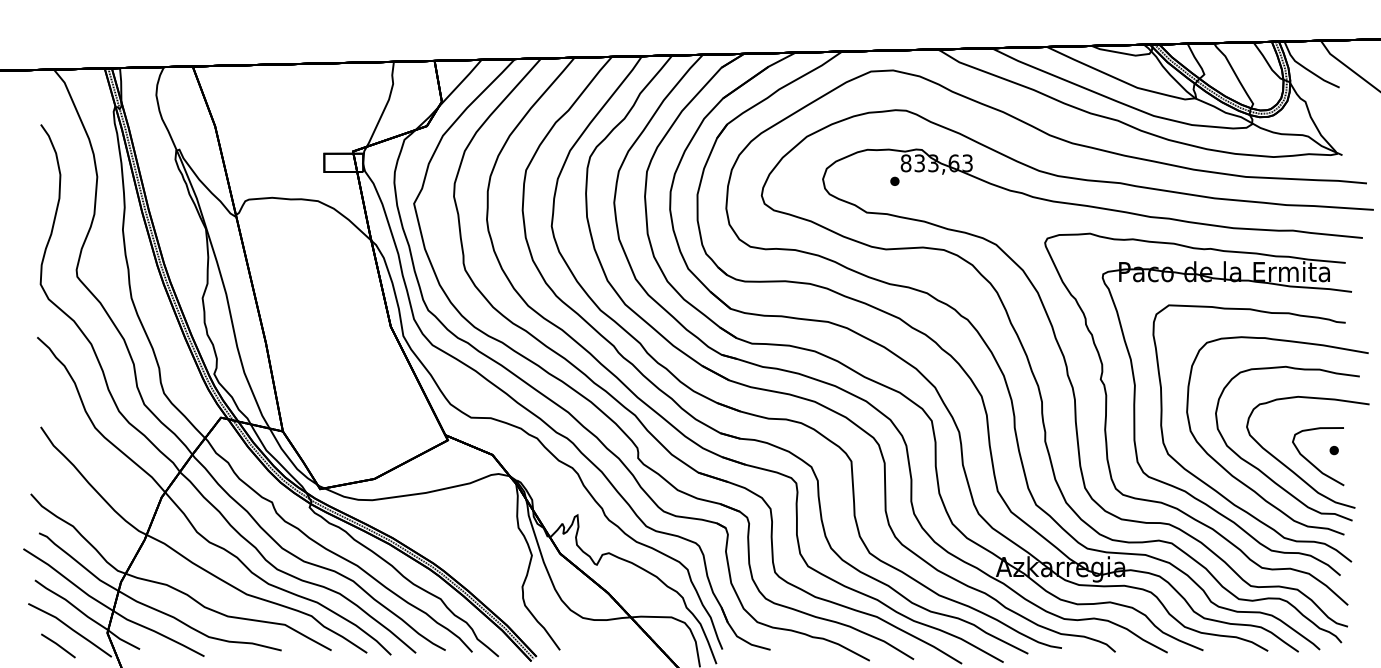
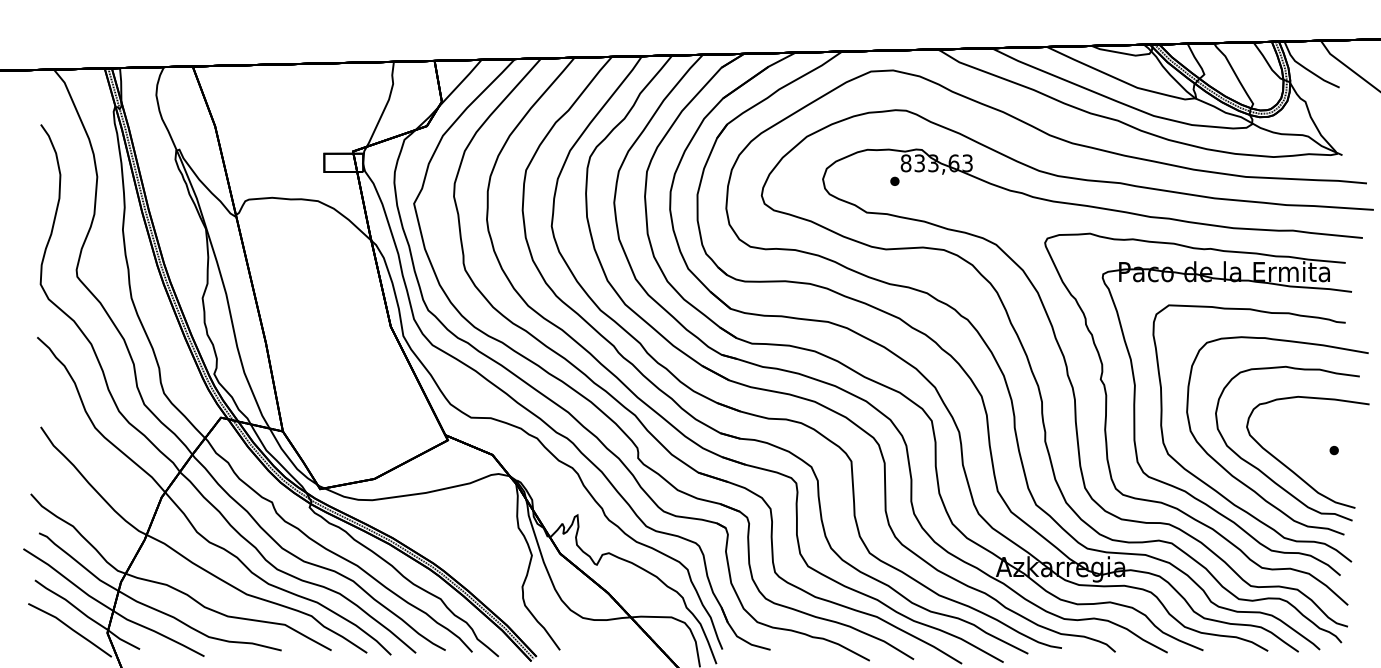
part: present -> none (1311, 462)
line: present -> none (58, 645)
